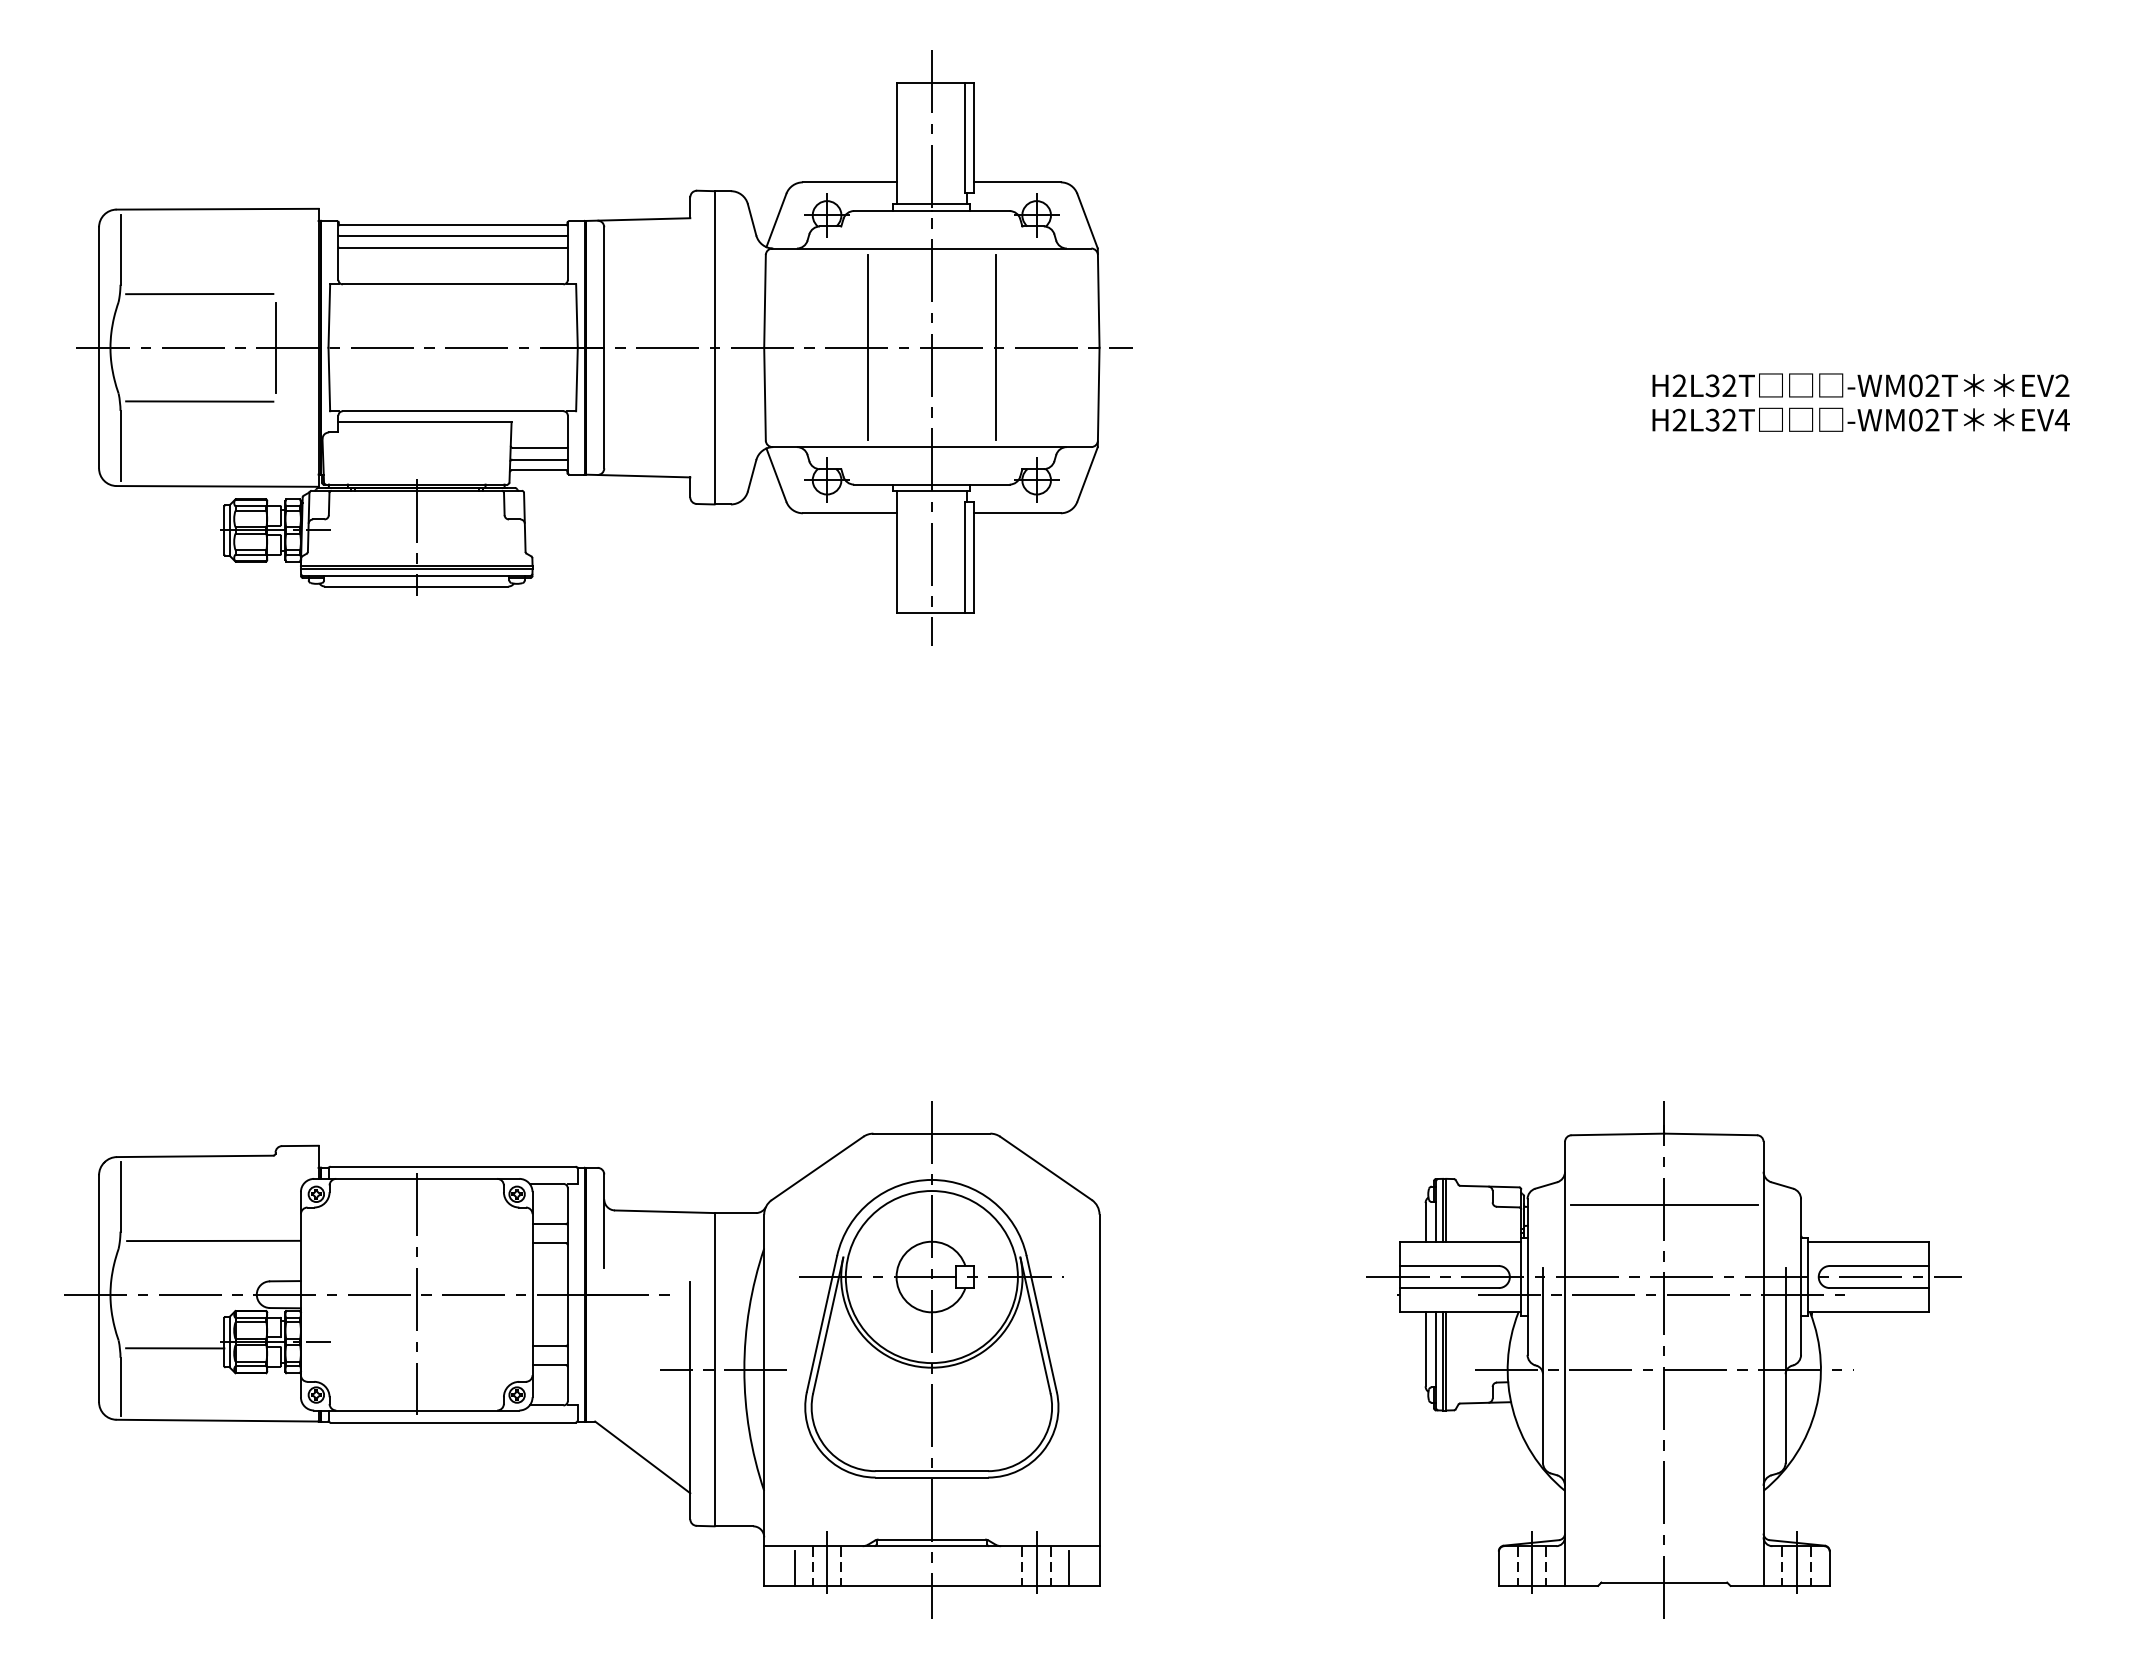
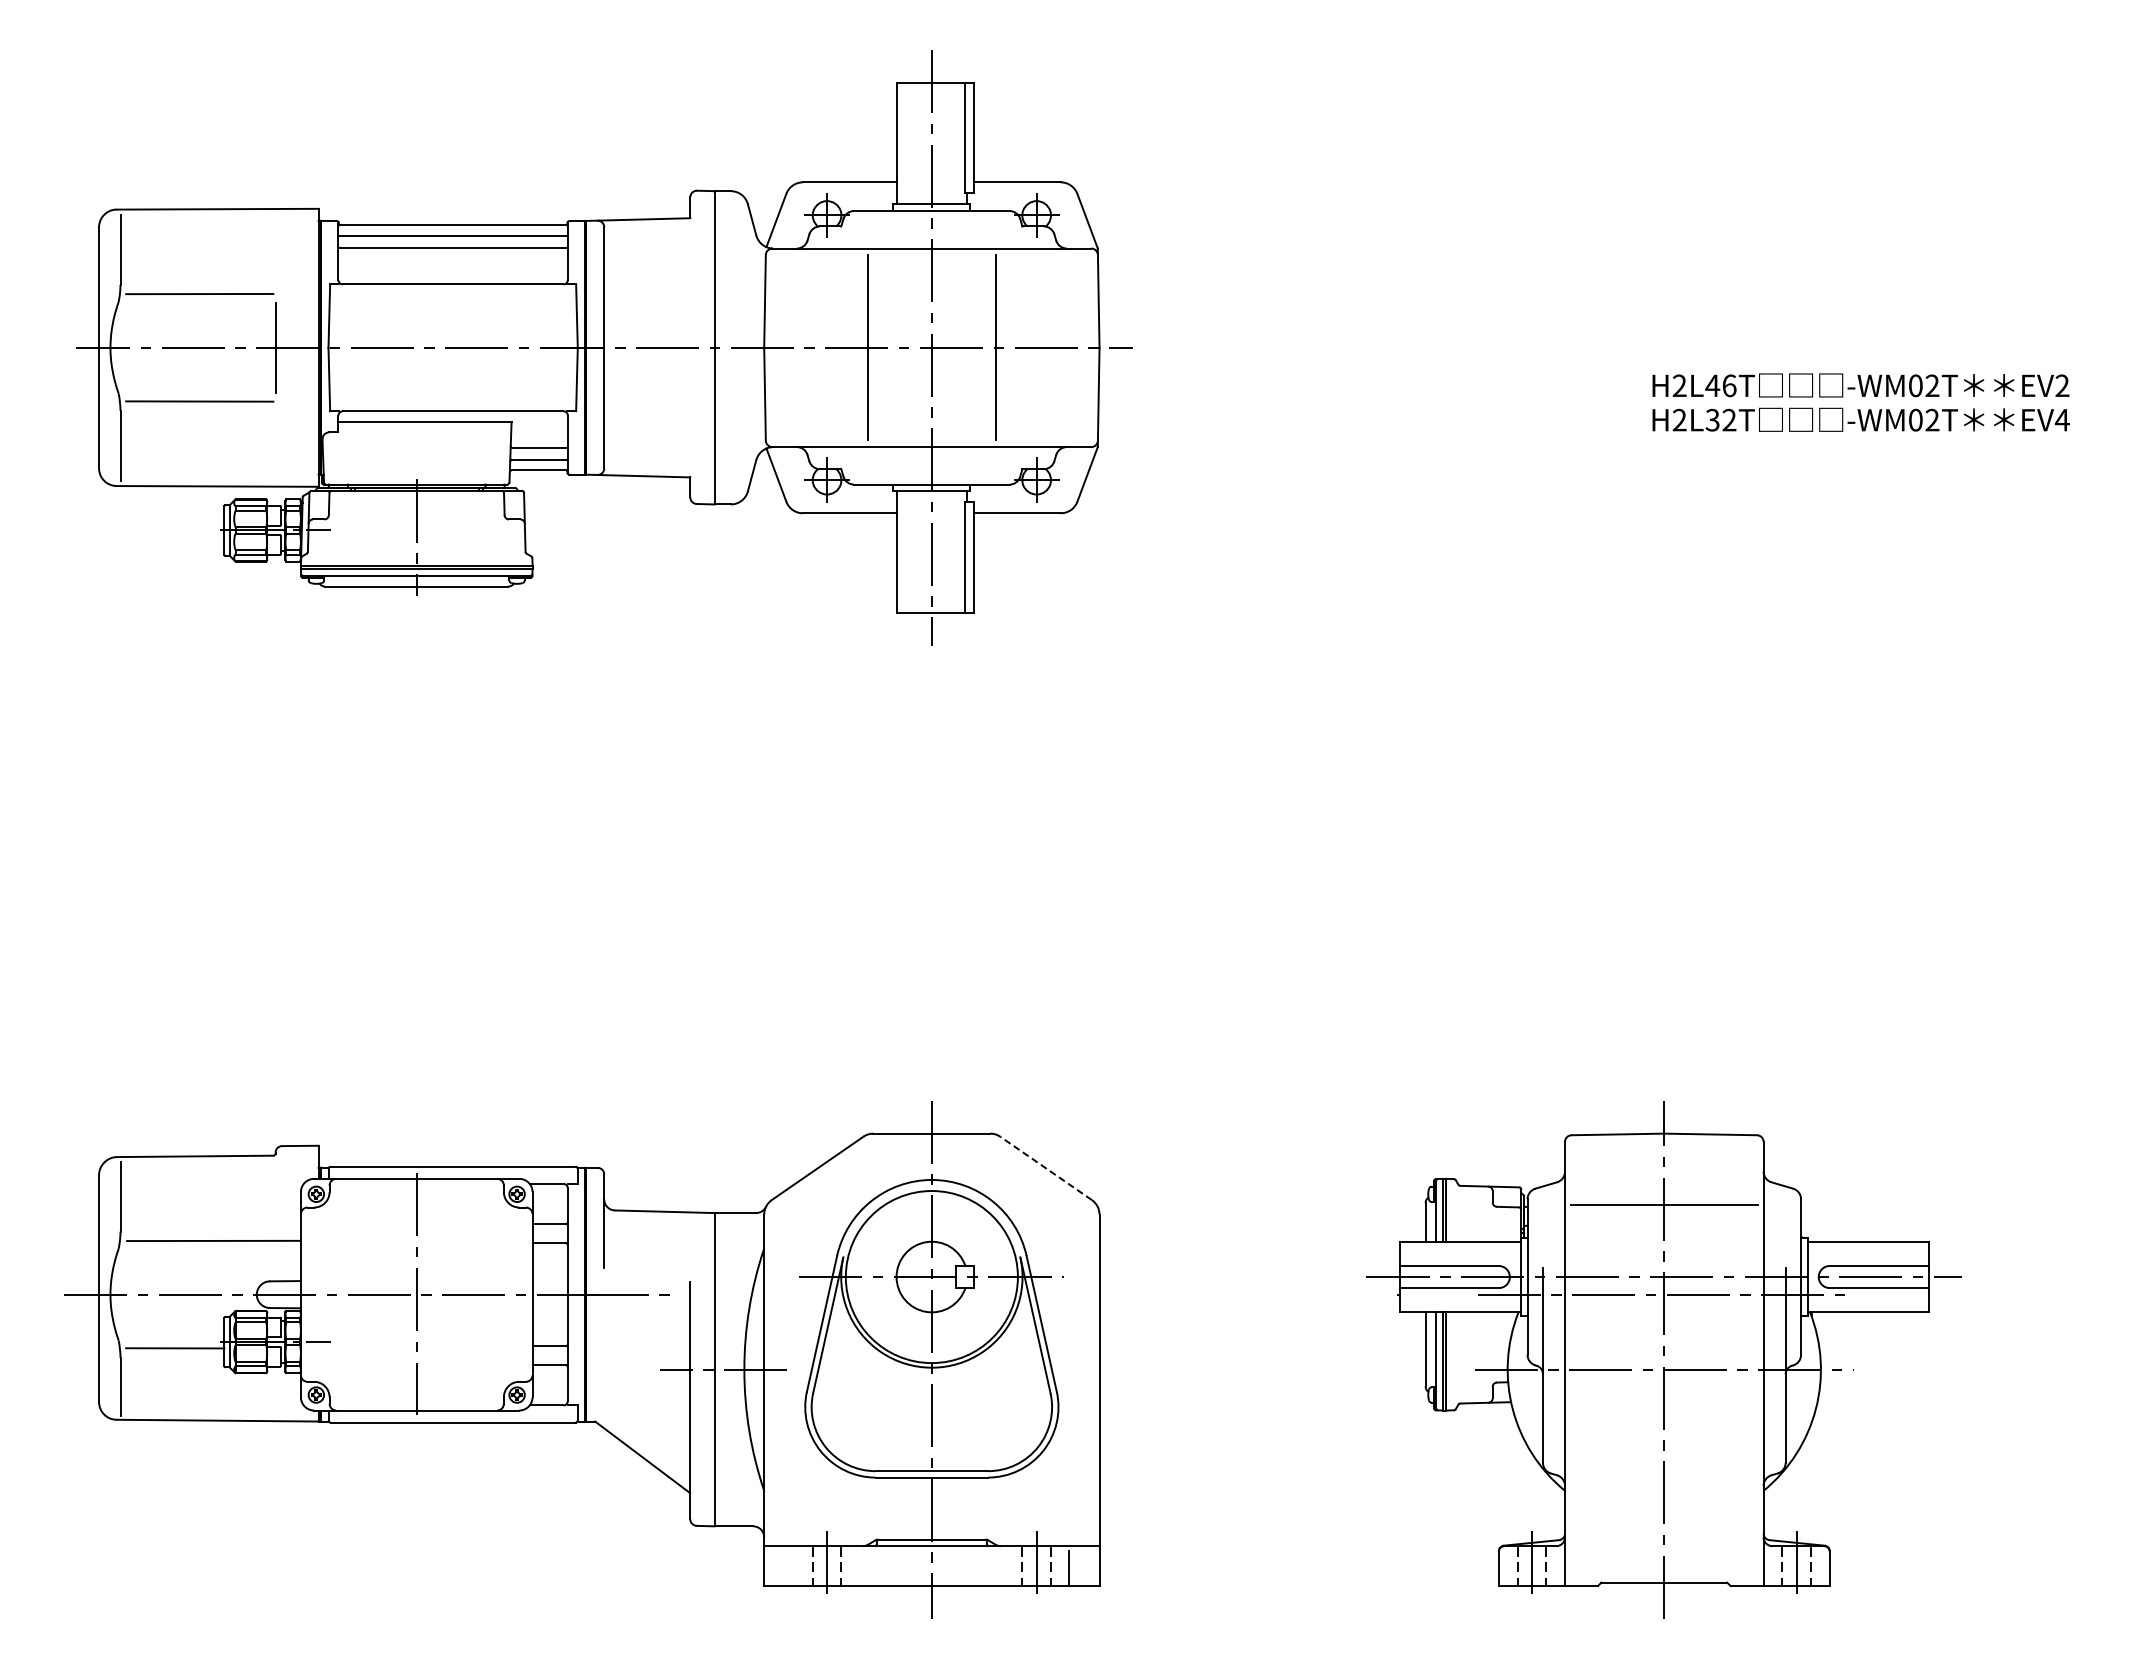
text: H2L32T -> H2L46T (1720, 385)
line: solid -> dashed (1046, 1168)
line: present -> none (795, 1567)
